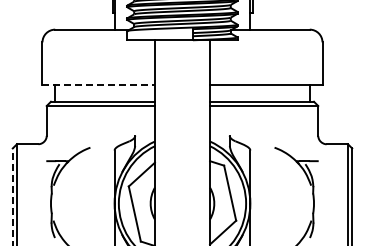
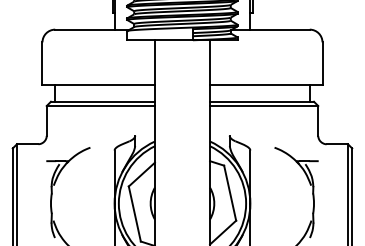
line: dashed -> solid (99, 84)
line: dashed -> solid (12, 197)
